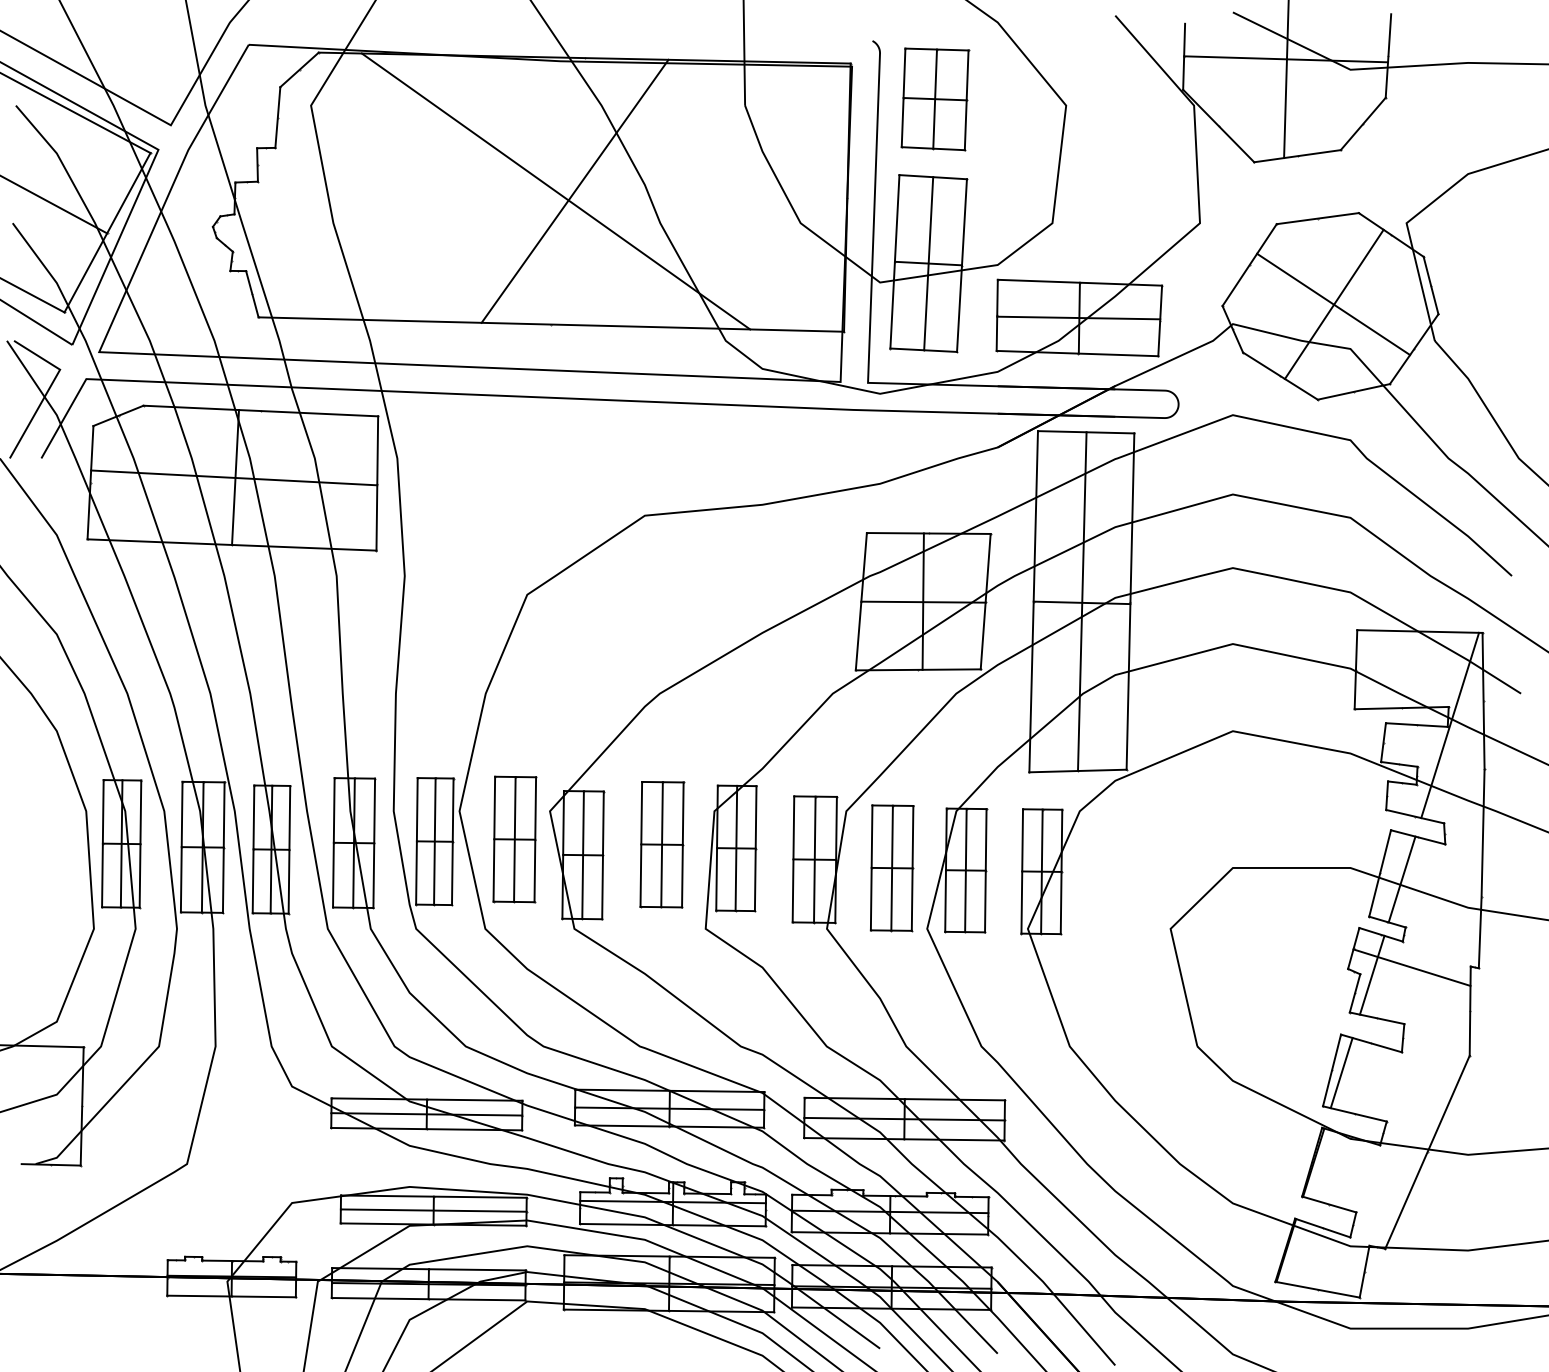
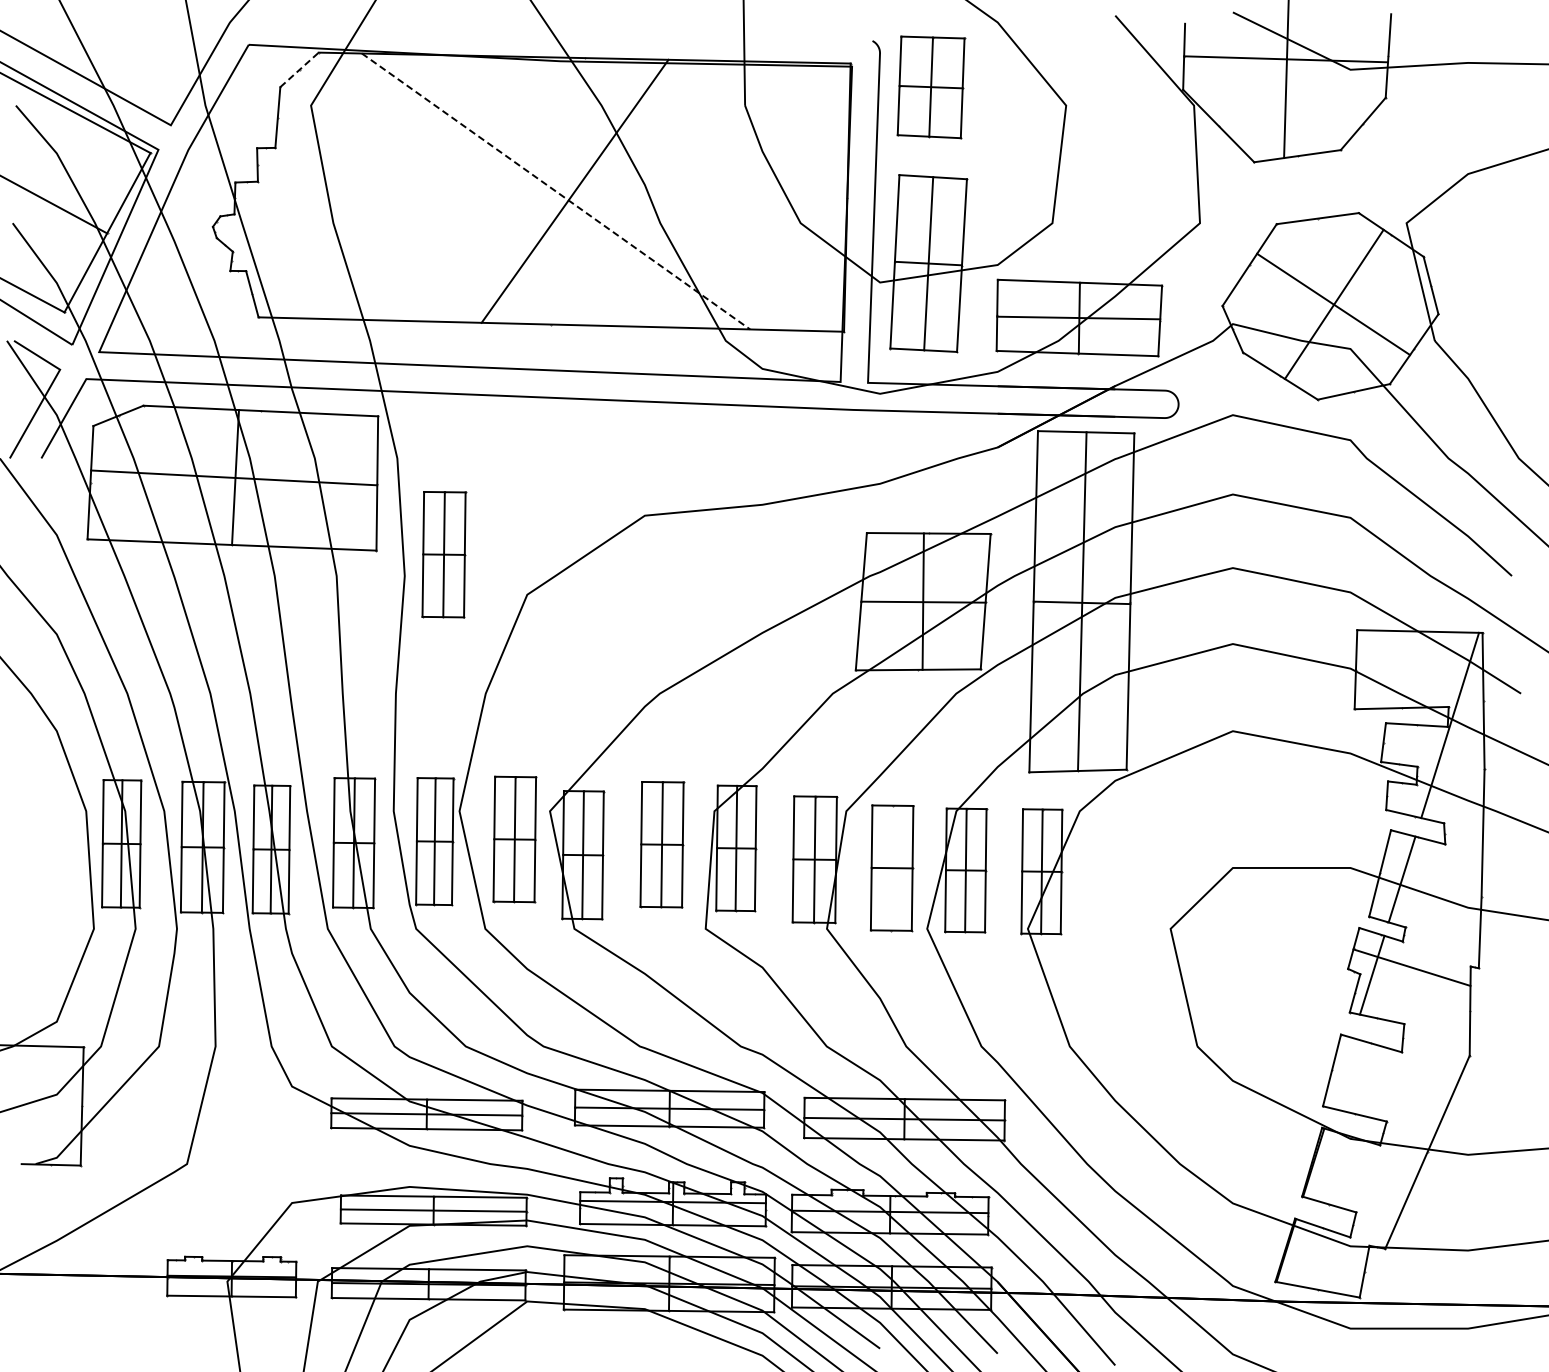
line: solid -> dashed (299, 69)
part position: (935, 99) -> (931, 87) (931, 87)
line: solid -> dashed (556, 191)
part: none -> present (444, 554)
line: present -> none (891, 867)
line: present -> none (1341, 1072)
